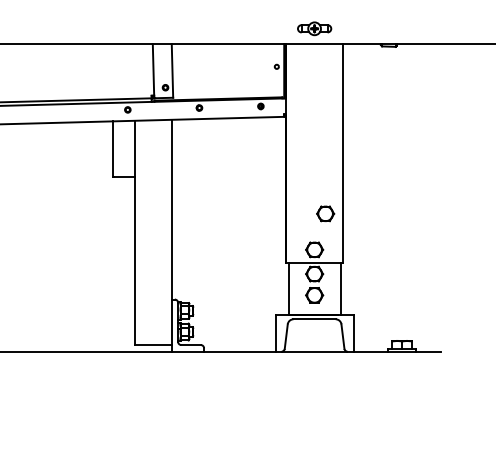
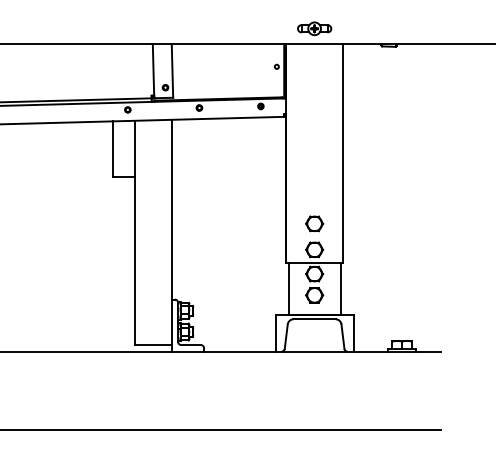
part position: (325, 213) -> (314, 223) (314, 223)
line: none -> present (221, 429)
